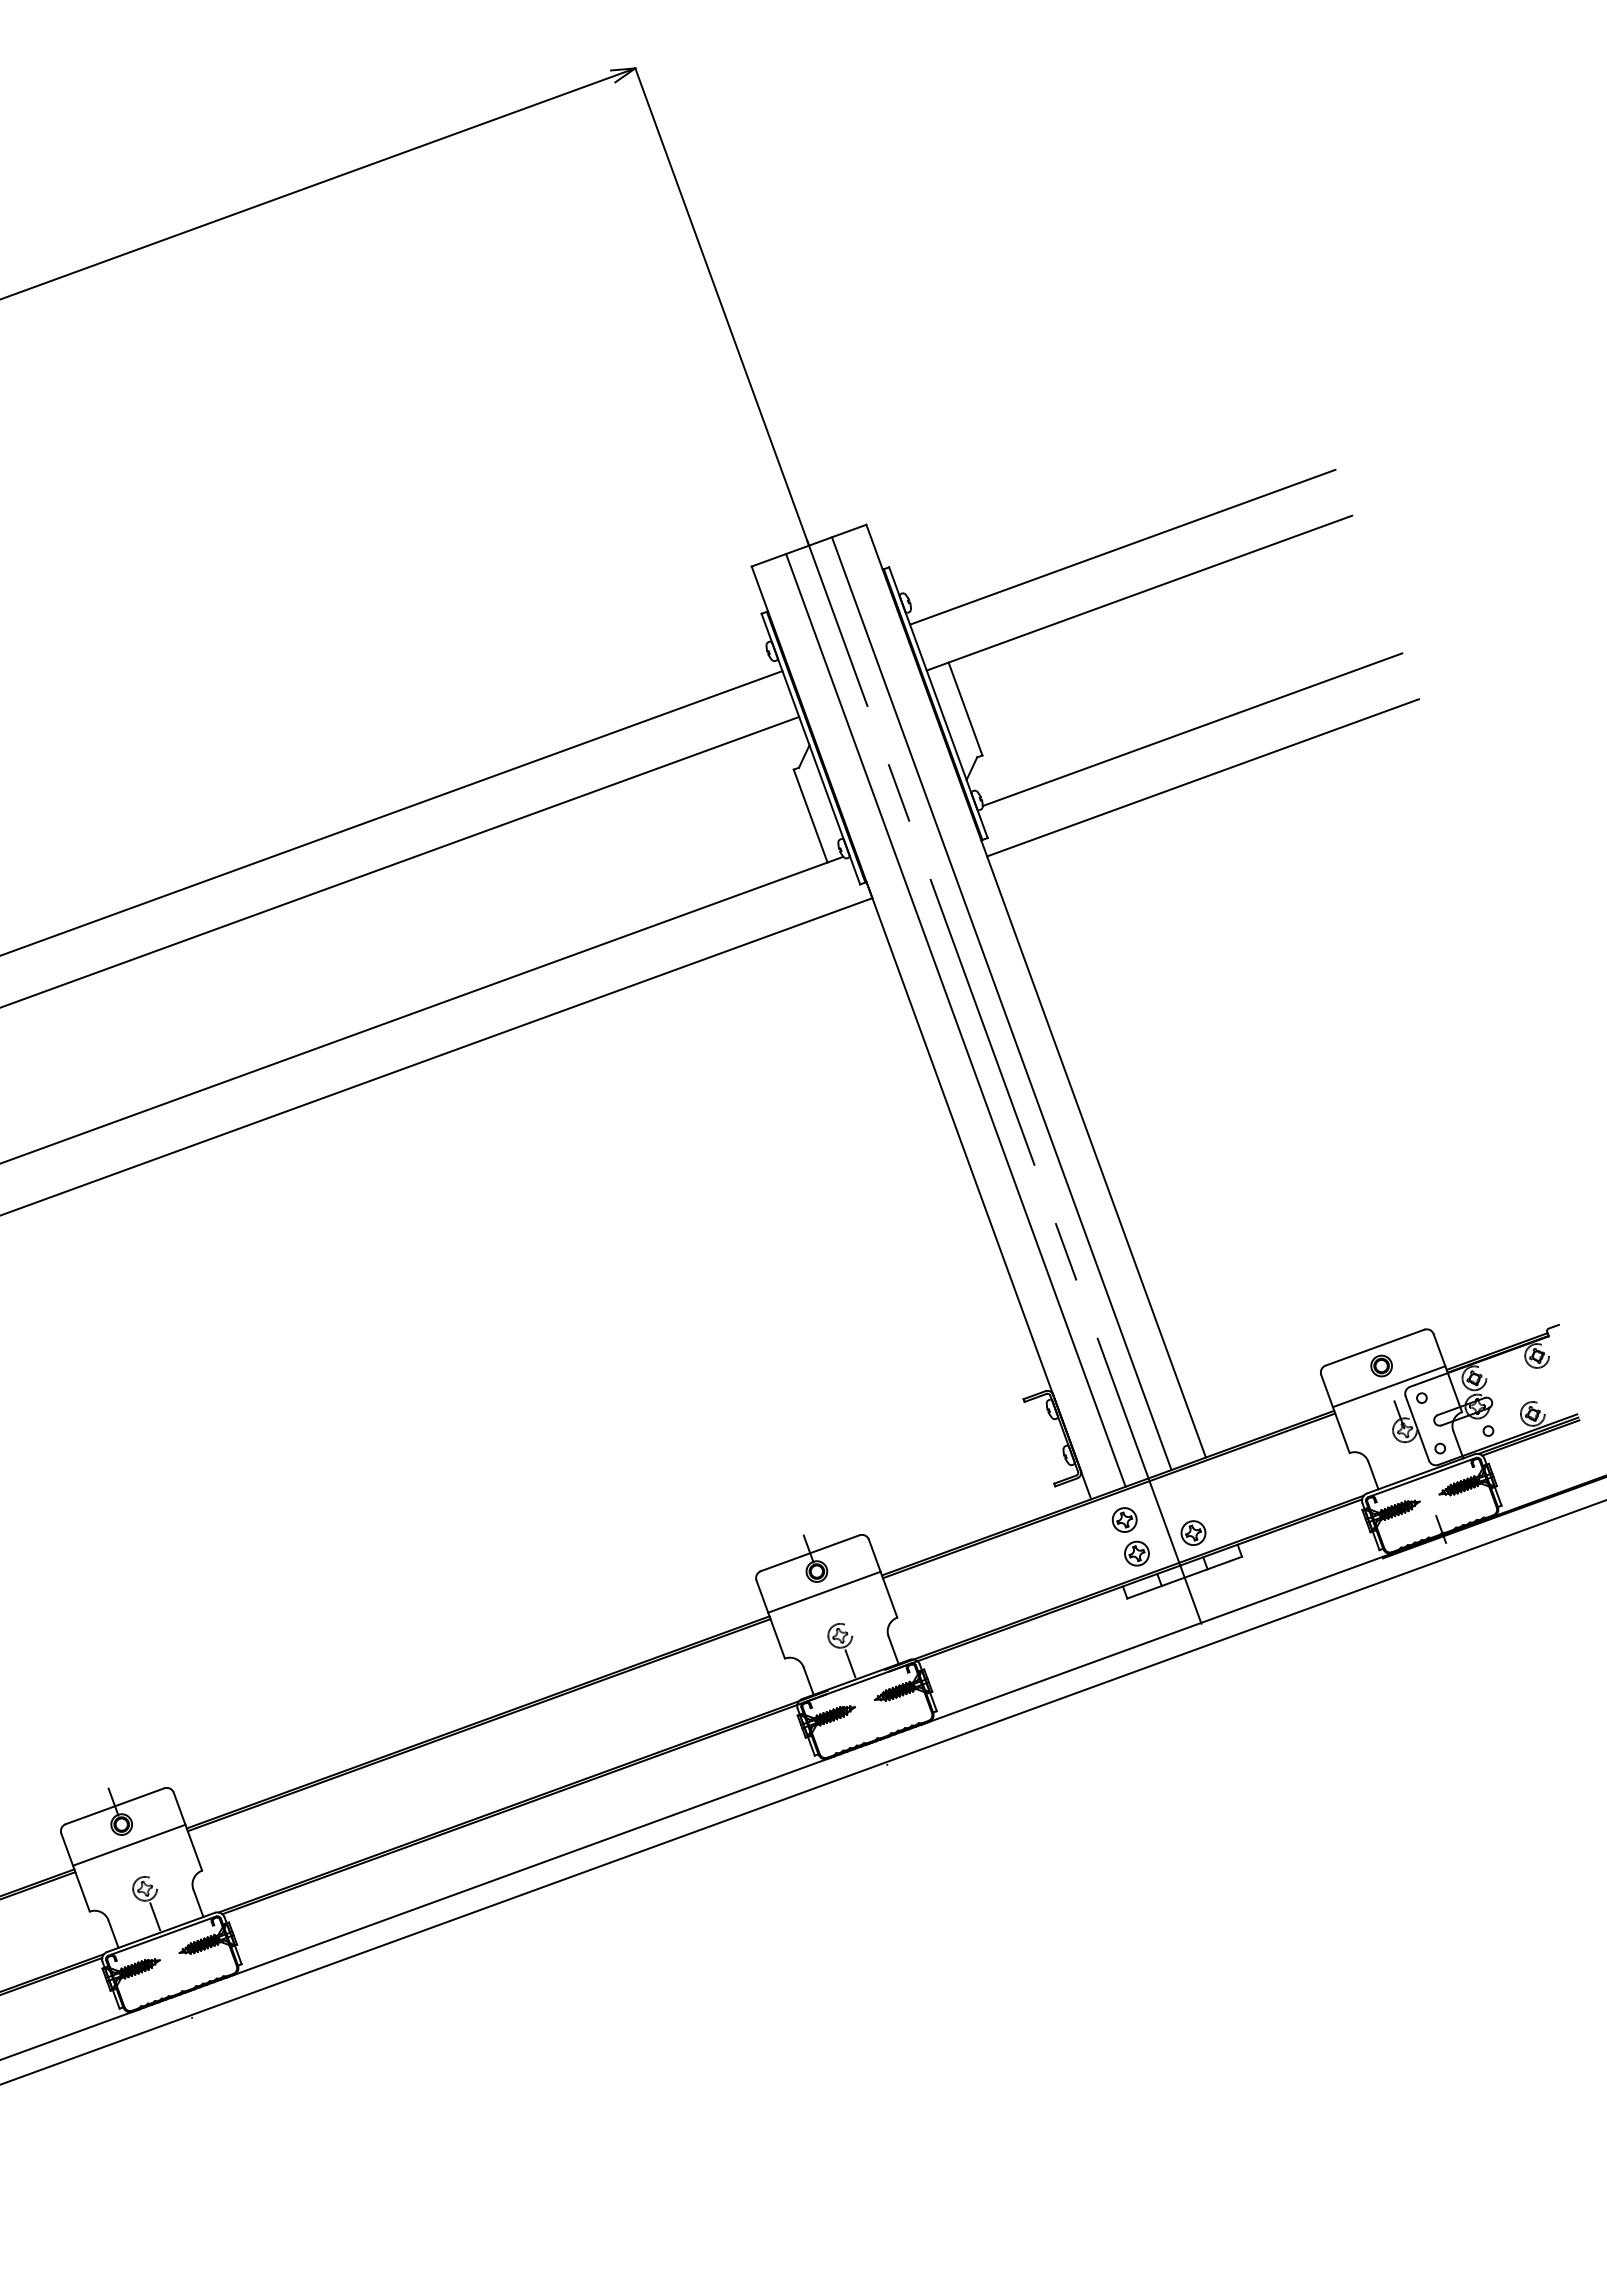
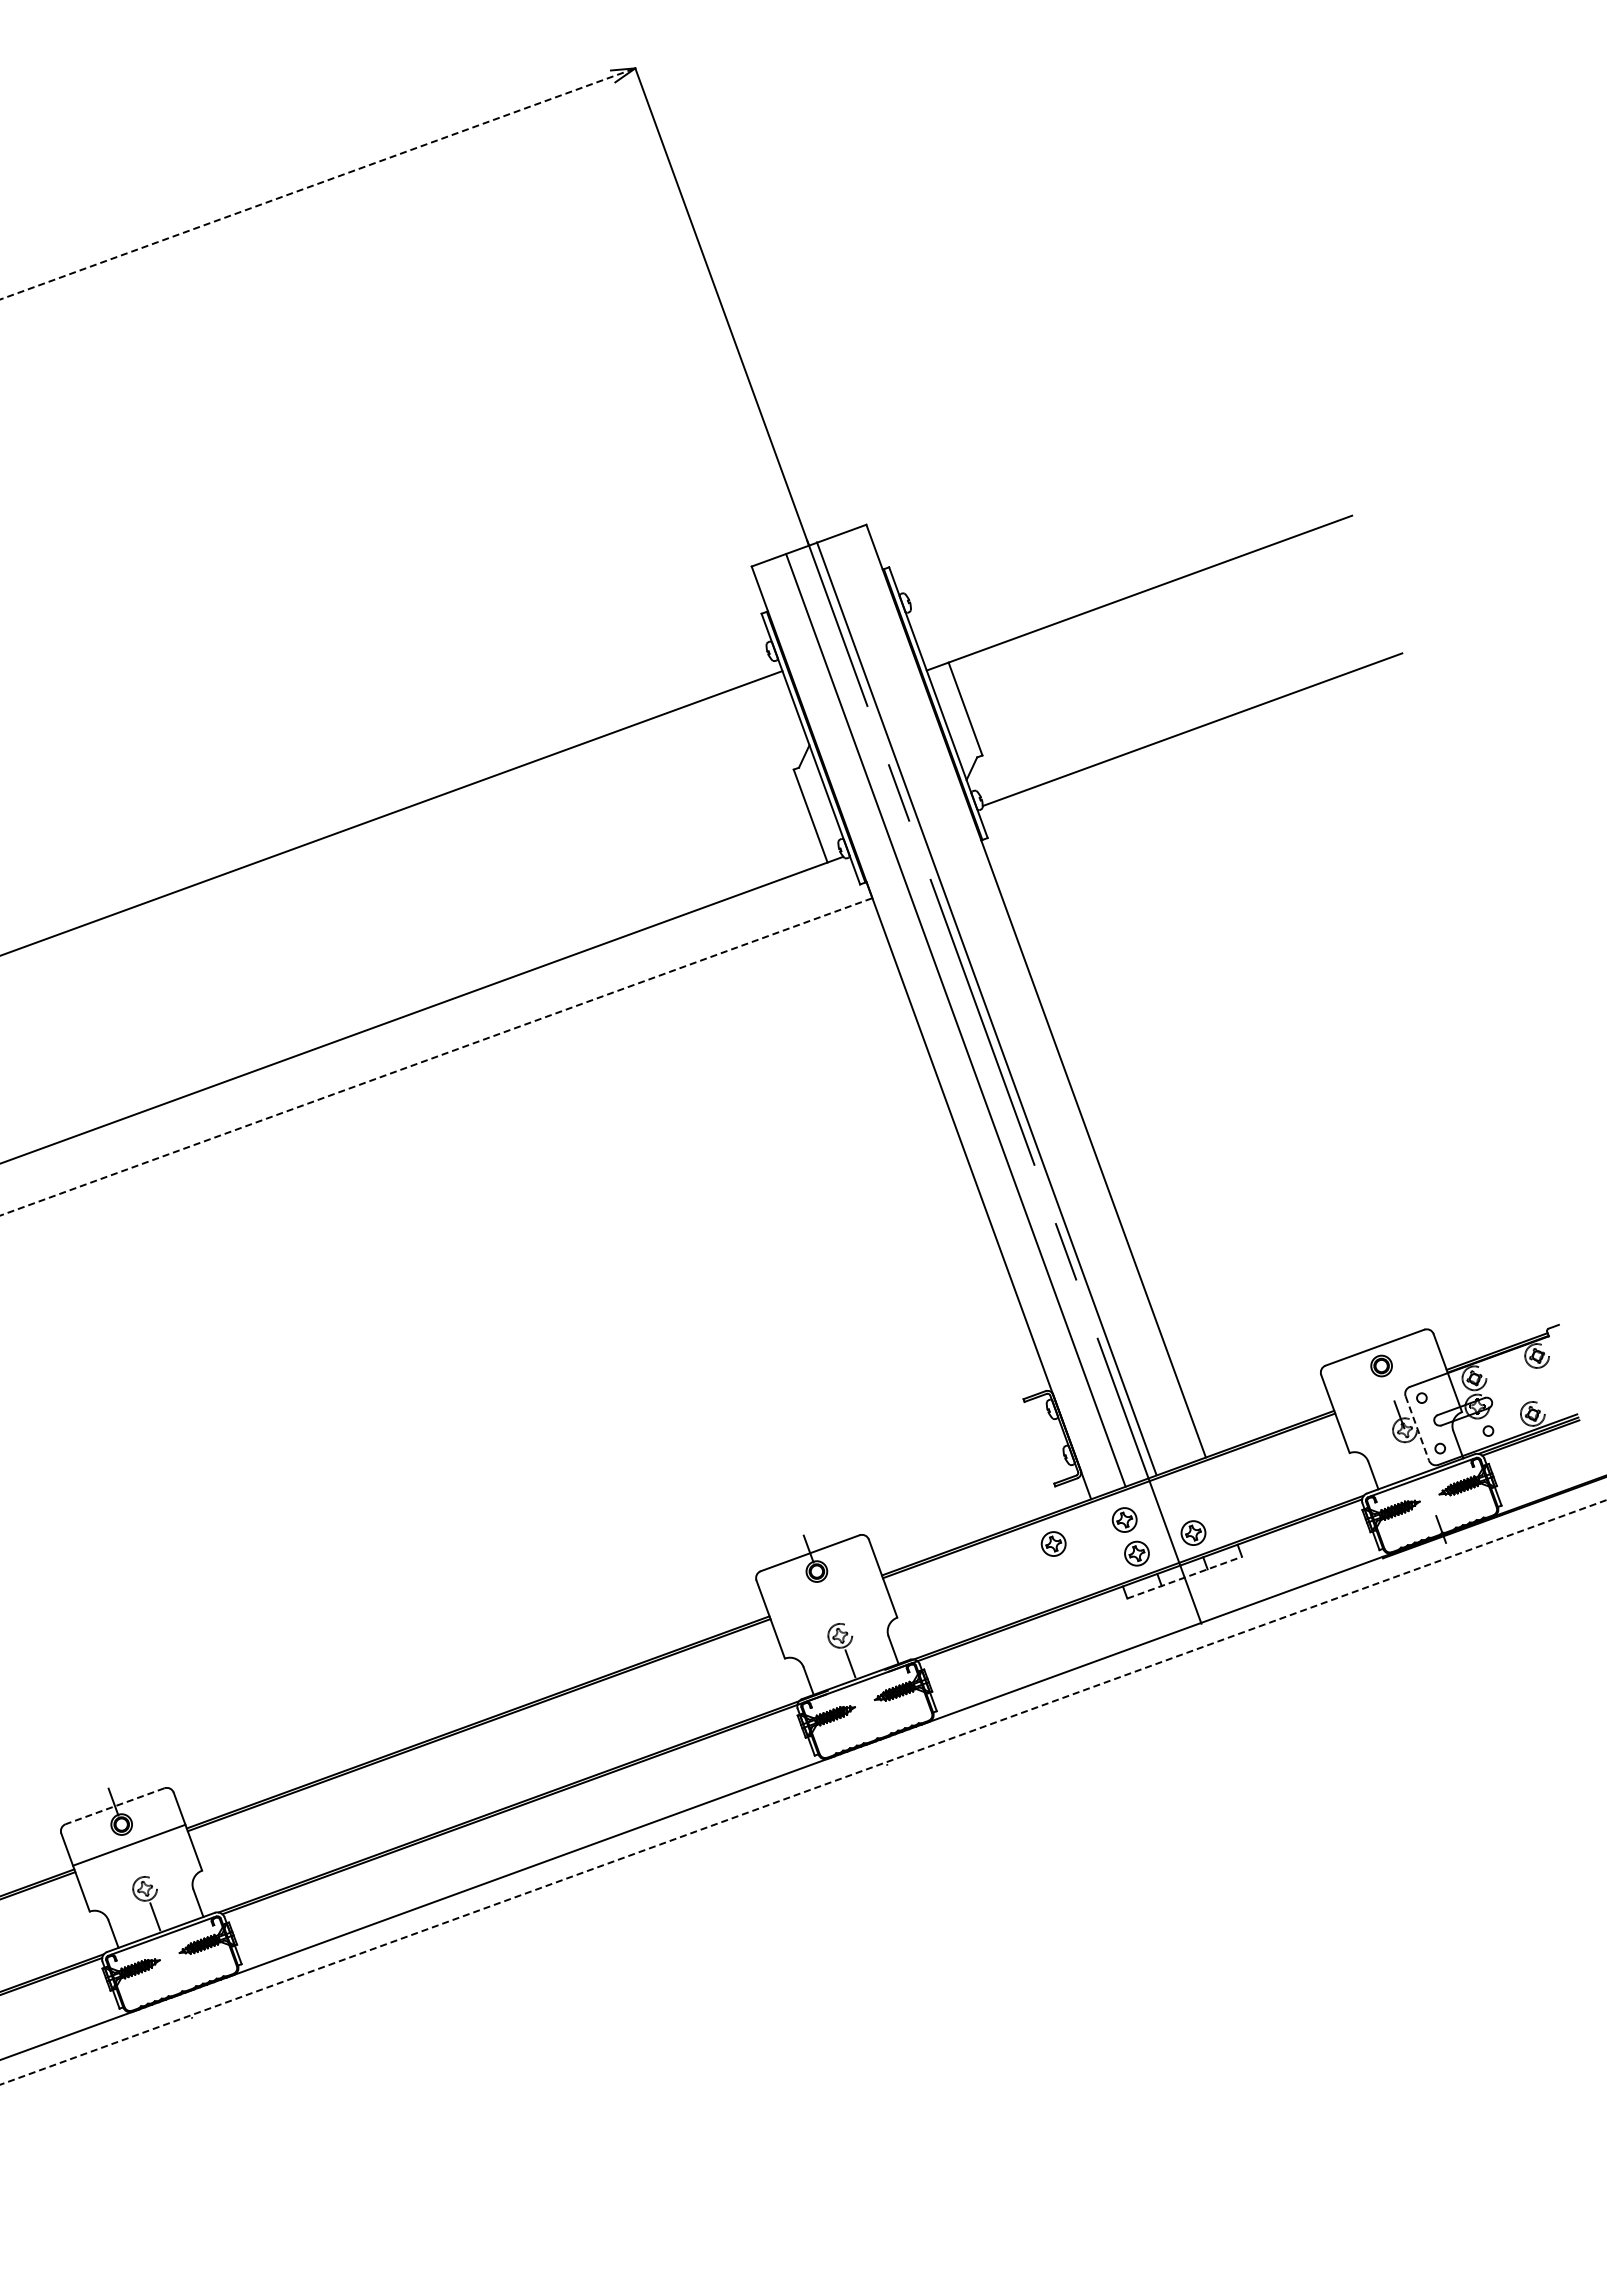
line: solid -> dashed (317, 183)
line: present -> none (1122, 546)
line: present -> none (1202, 777)
line: present -> none (400, 861)
line position: (1001, 1003) -> (986, 1008) (986, 1008)
line: solid -> dashed (436, 1056)
line: present -> none (1388, 1386)
line: solid -> dashed (1417, 1428)
part: none -> present (1053, 1543)
line: solid -> dashed (1185, 1577)
line: present -> none (824, 1591)
line: solid -> dashed (803, 1792)
line: solid -> dashed (115, 1806)
